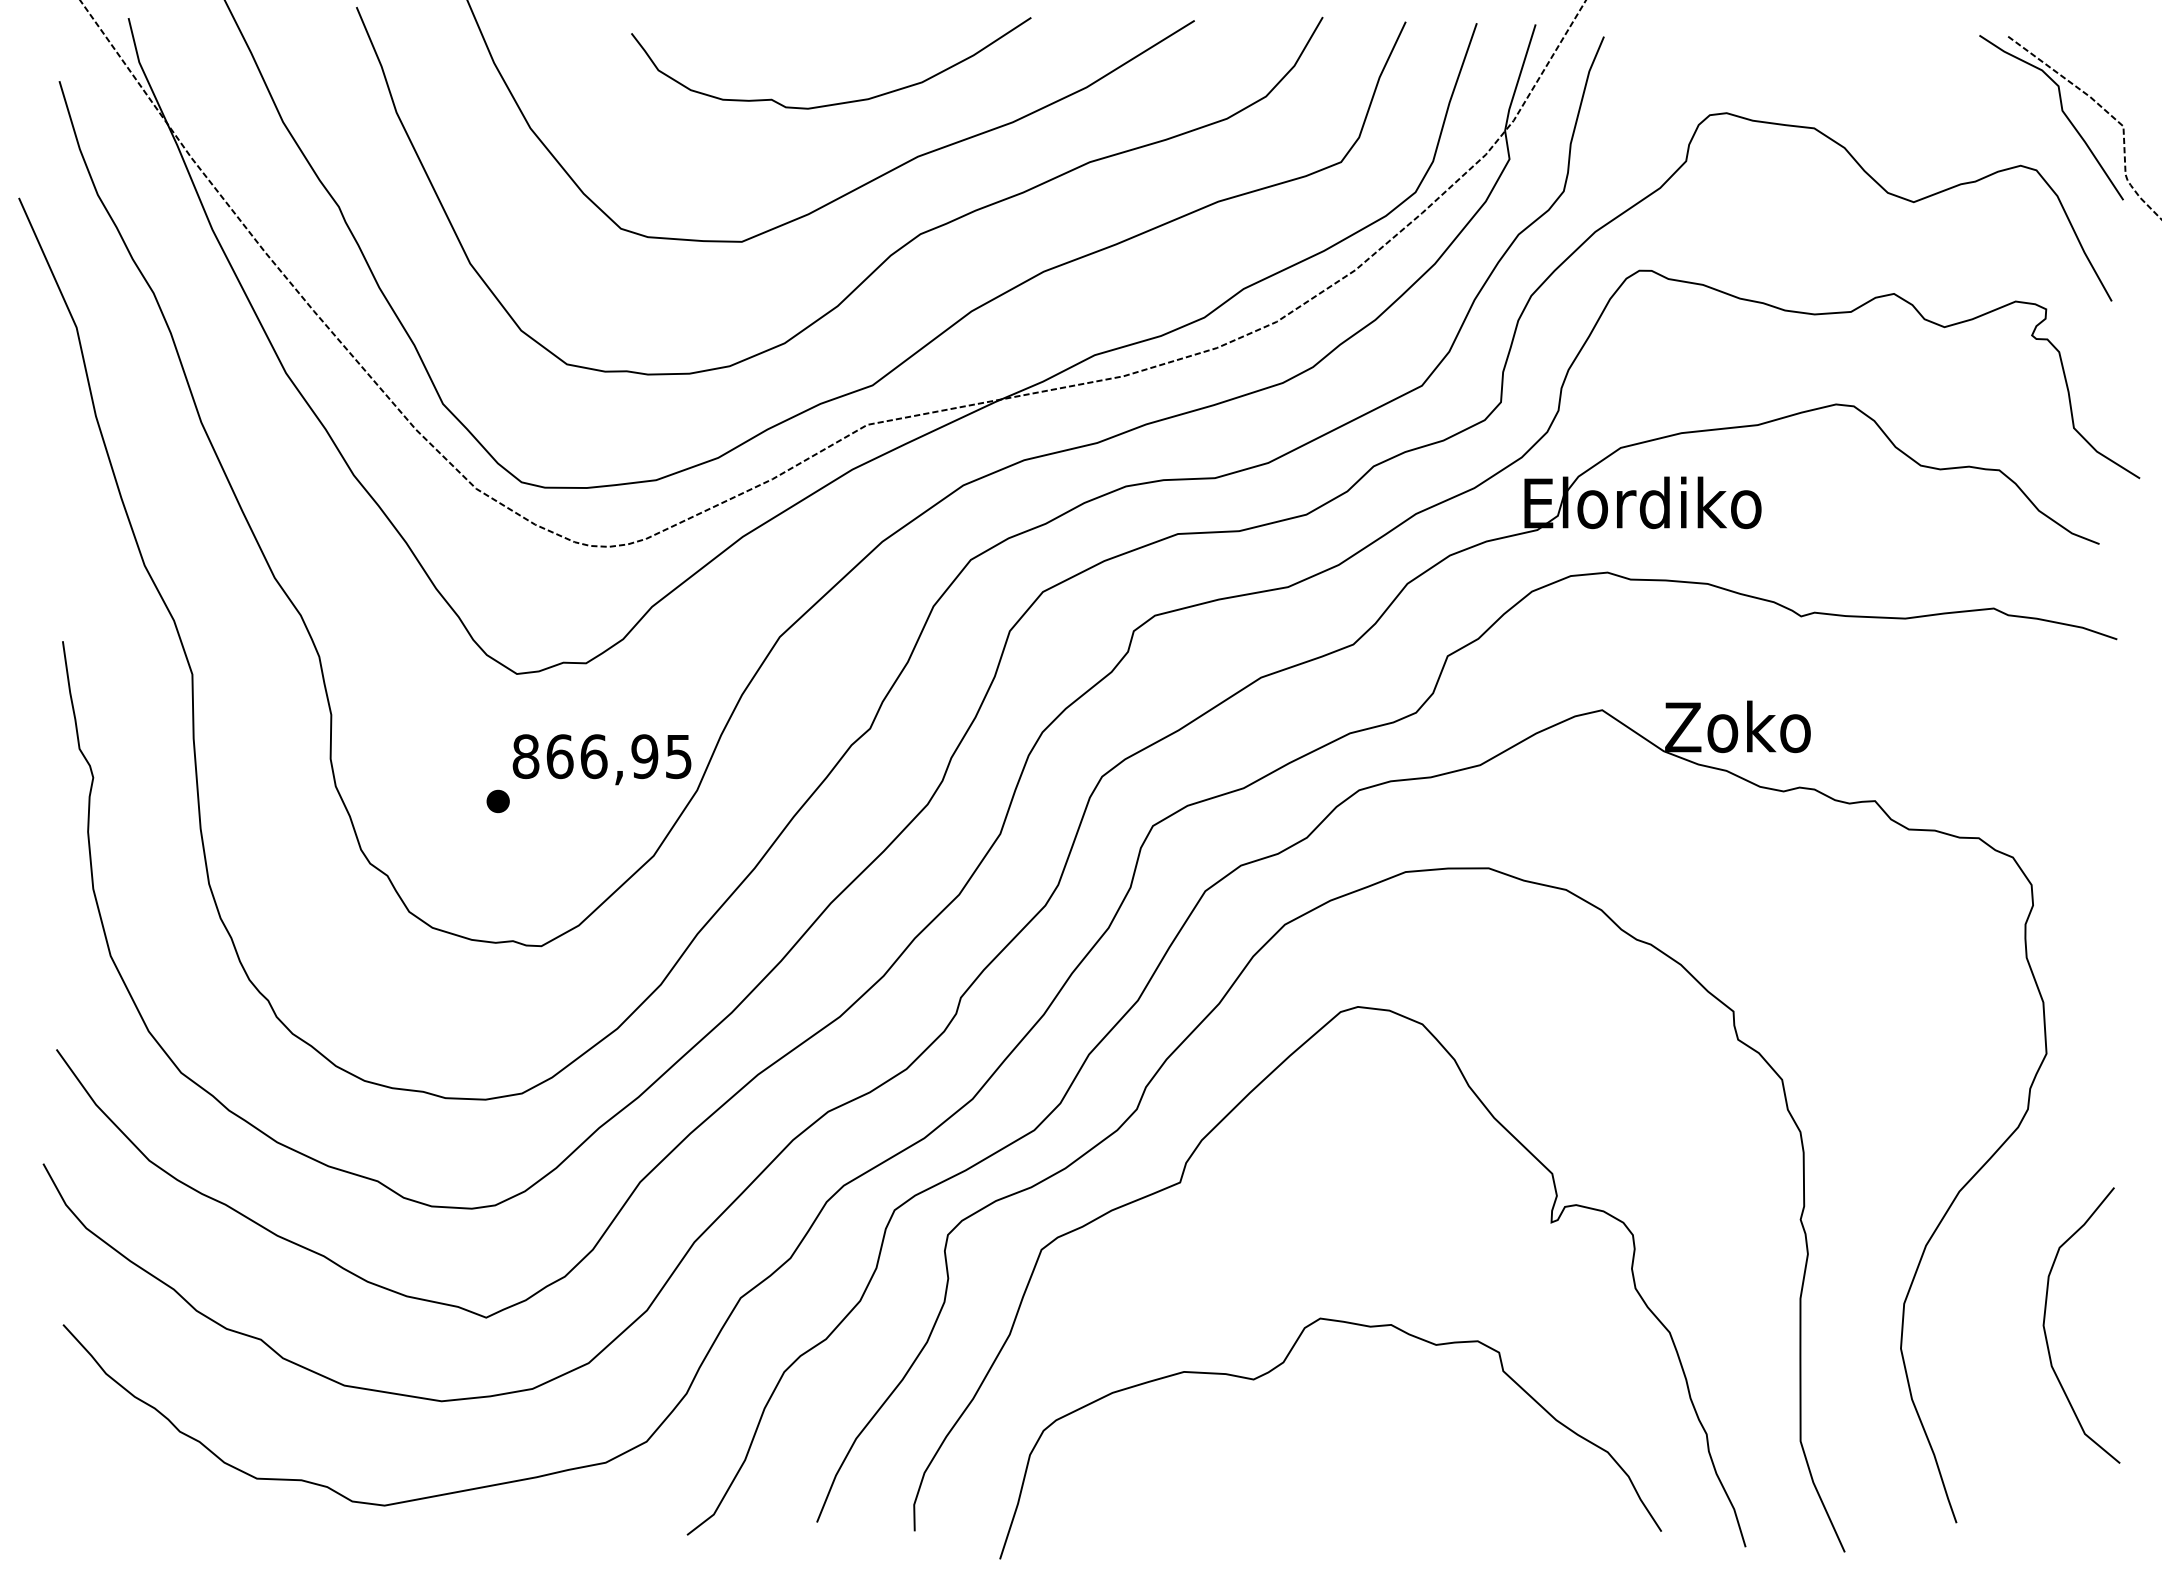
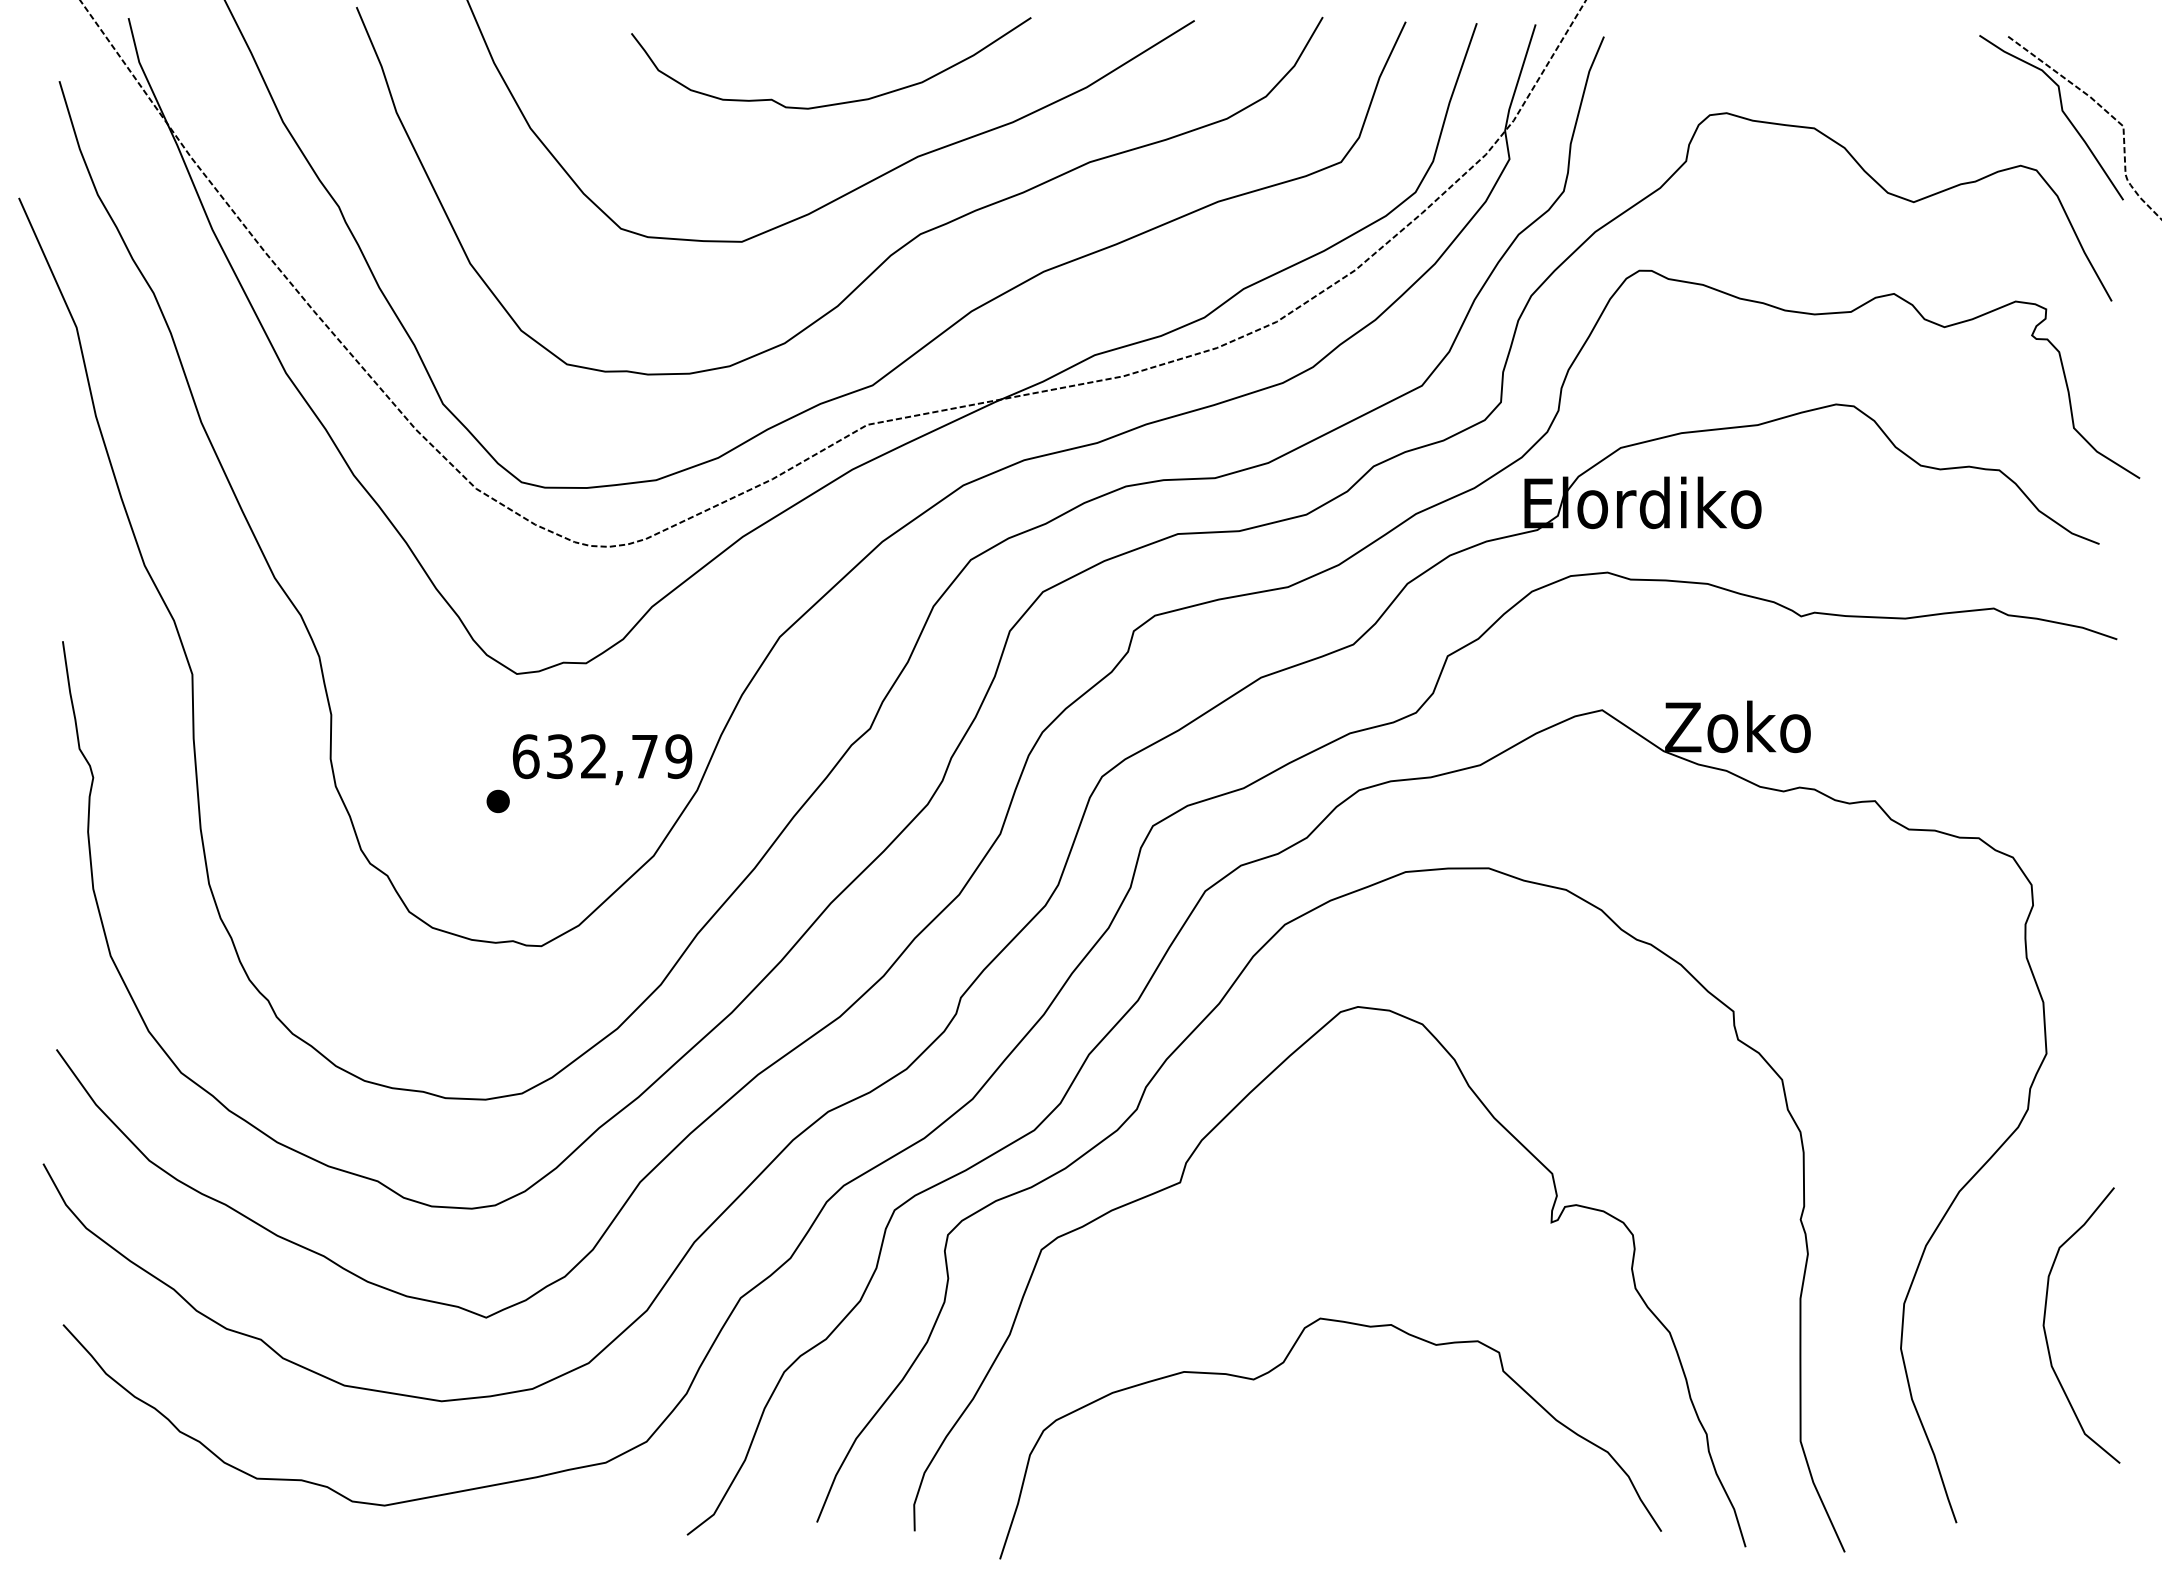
text: 866,95 -> 632,79 (602, 756)
